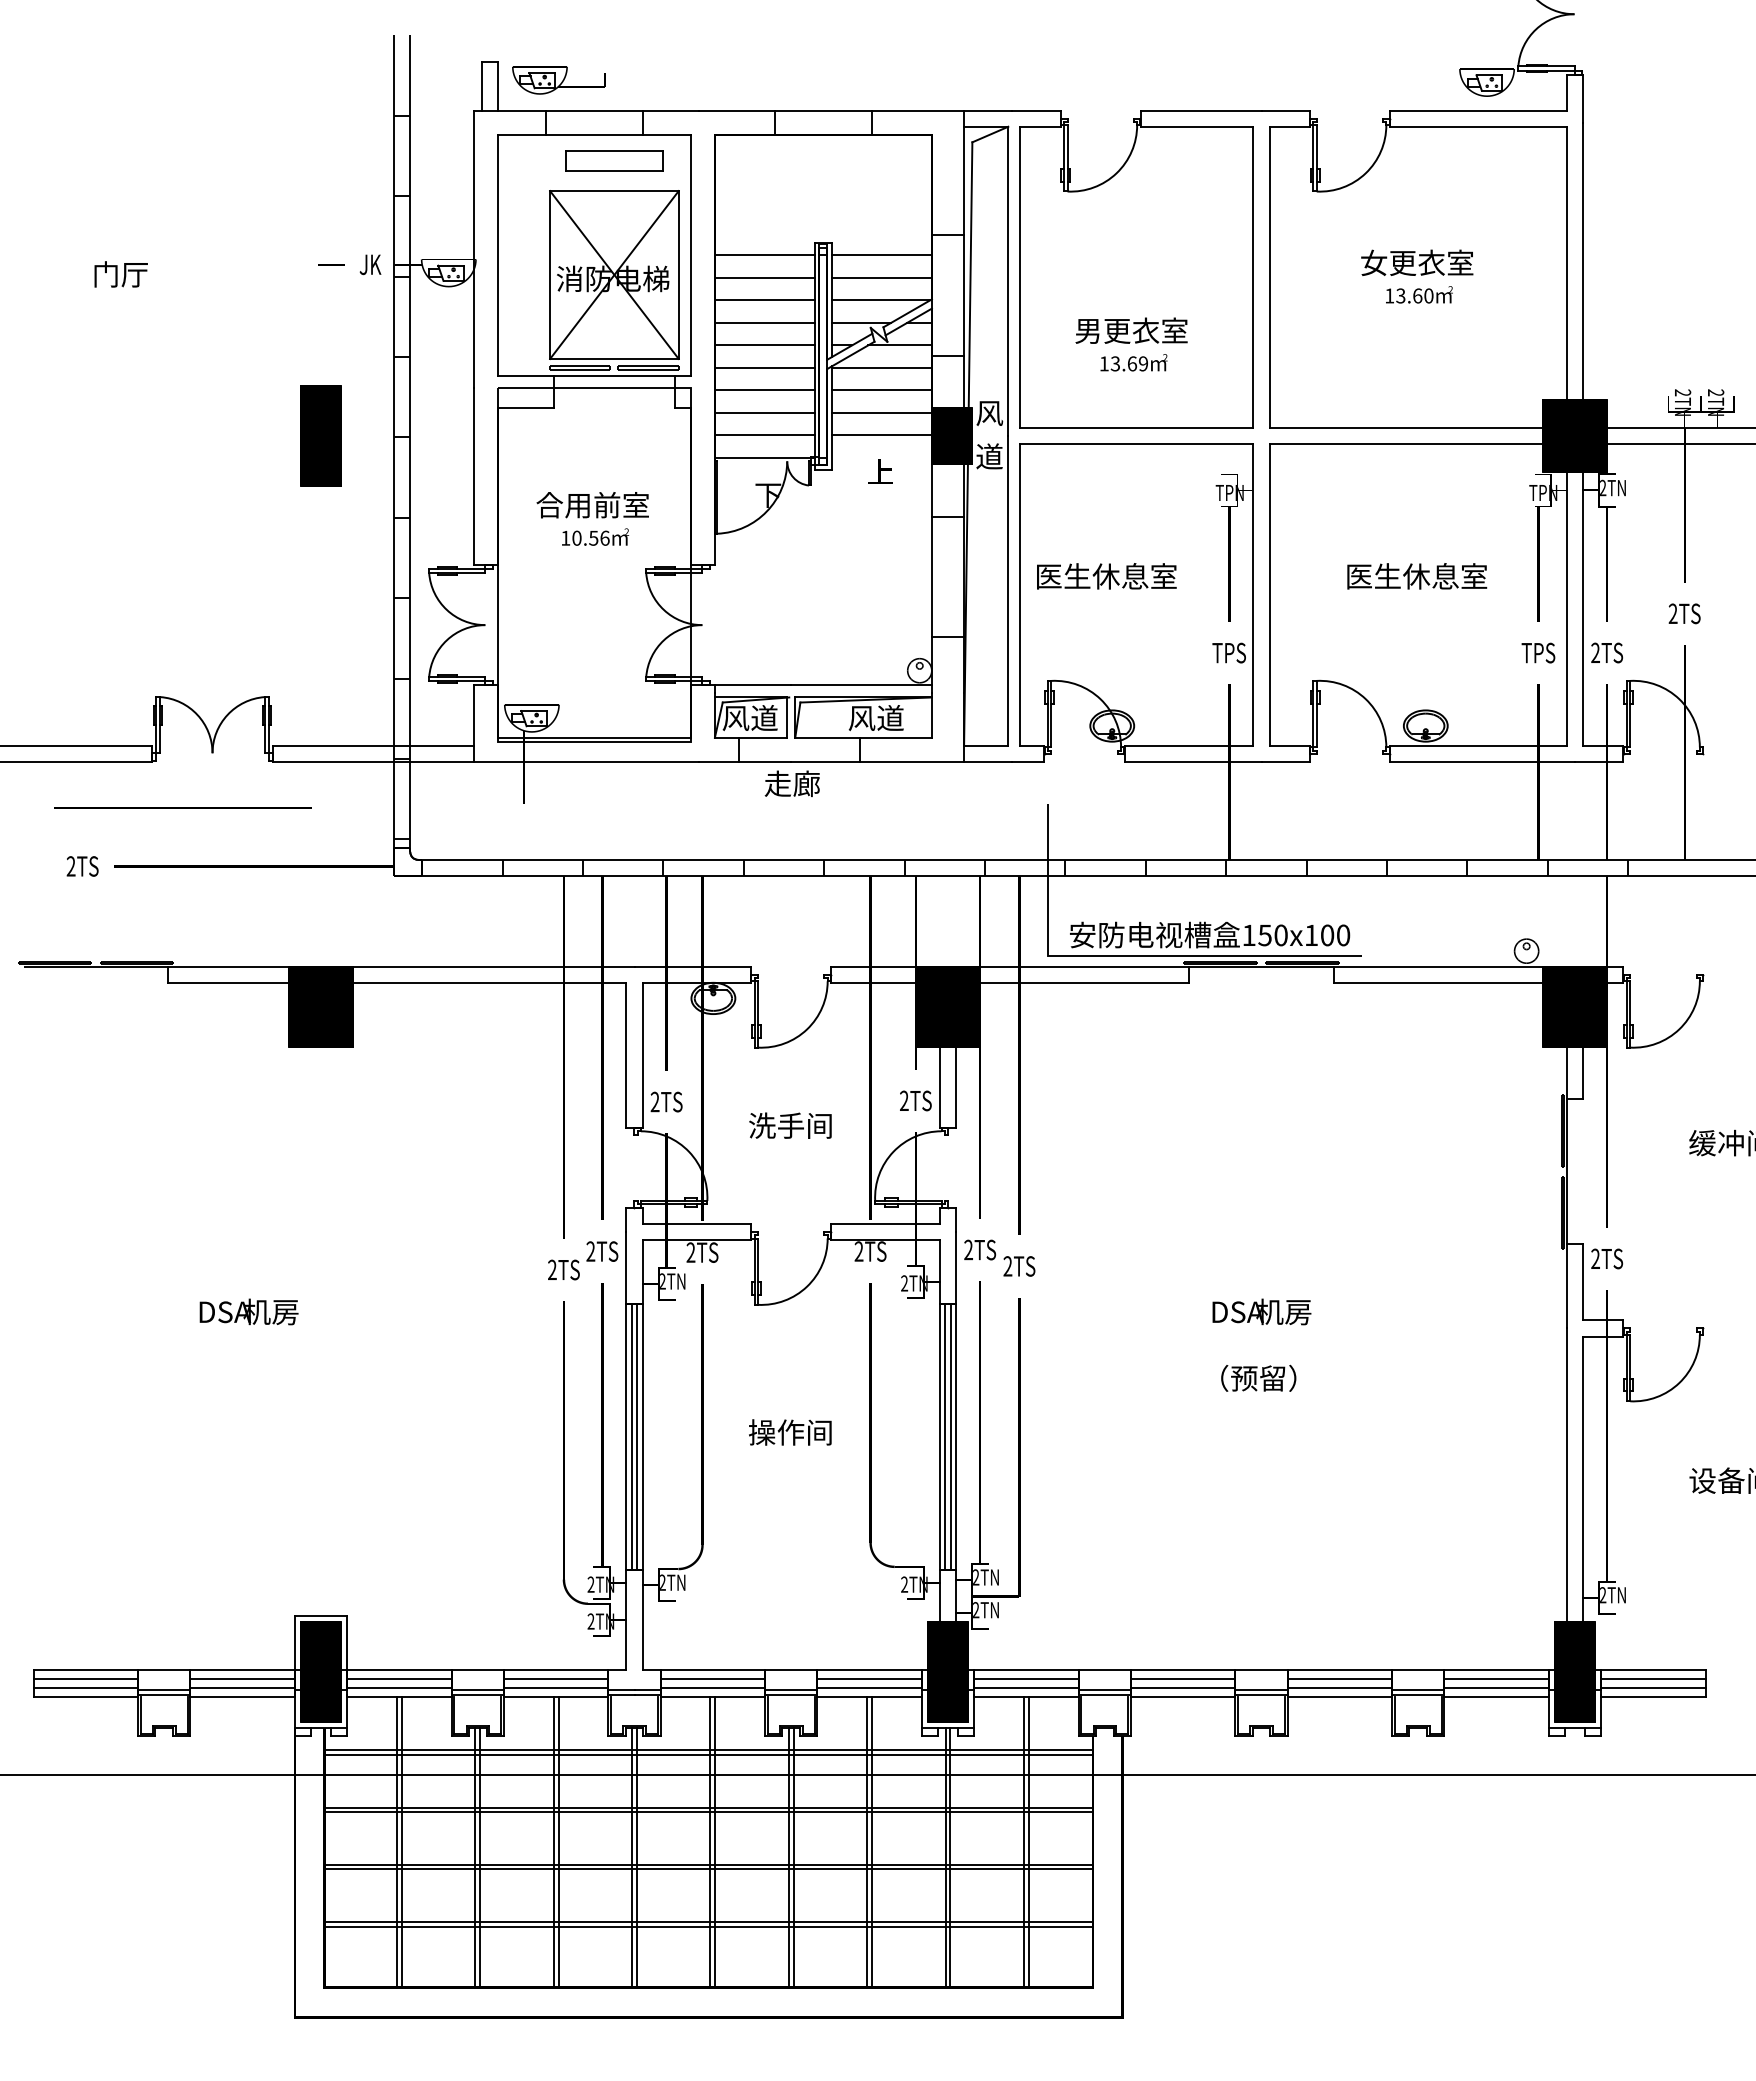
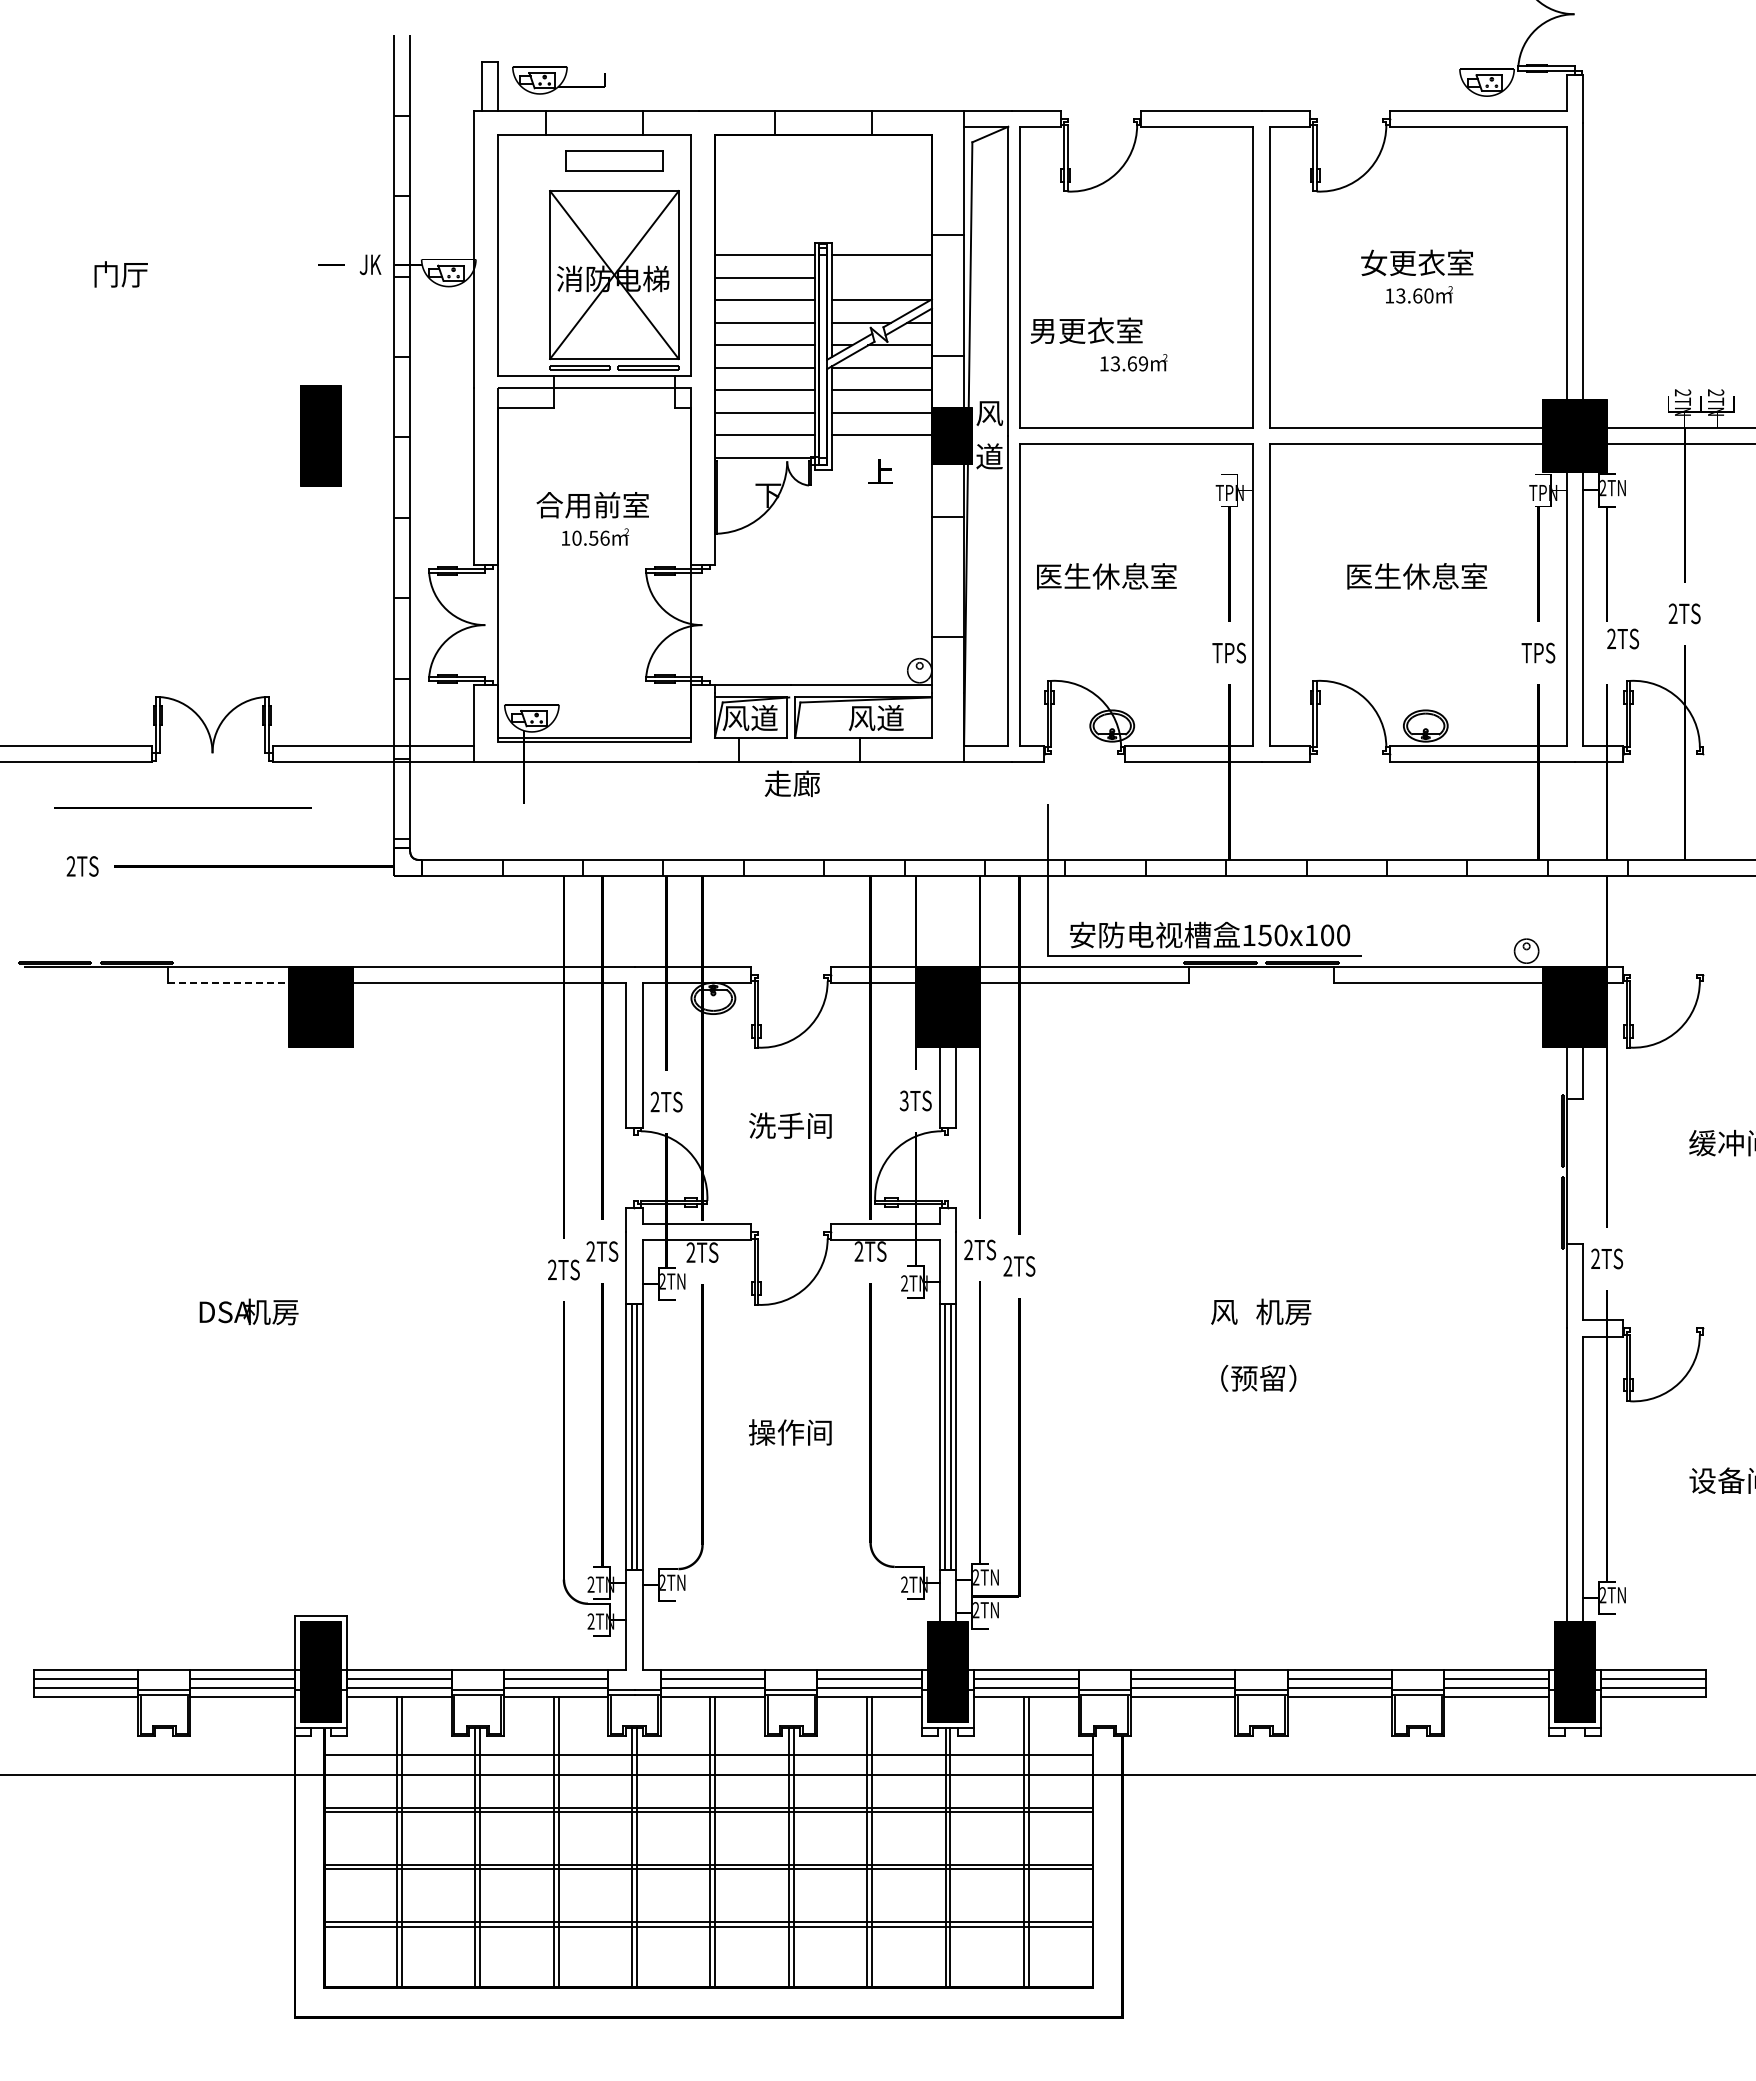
line: present -> none (881, 277)
text position: (1131, 330) -> (1086, 330) (1086, 330)
text position: (1606, 652) -> (1622, 638) (1622, 638)
line: solid -> dashed (229, 982)
text: 2TS -> 3TS (903, 1101)
text: DSA -> 风 (1237, 1312)
line: present -> none (708, 1750)
